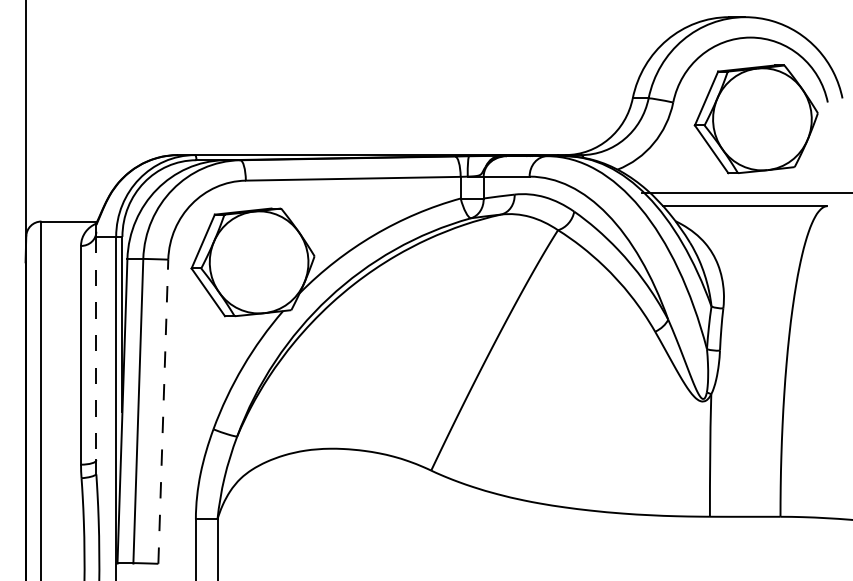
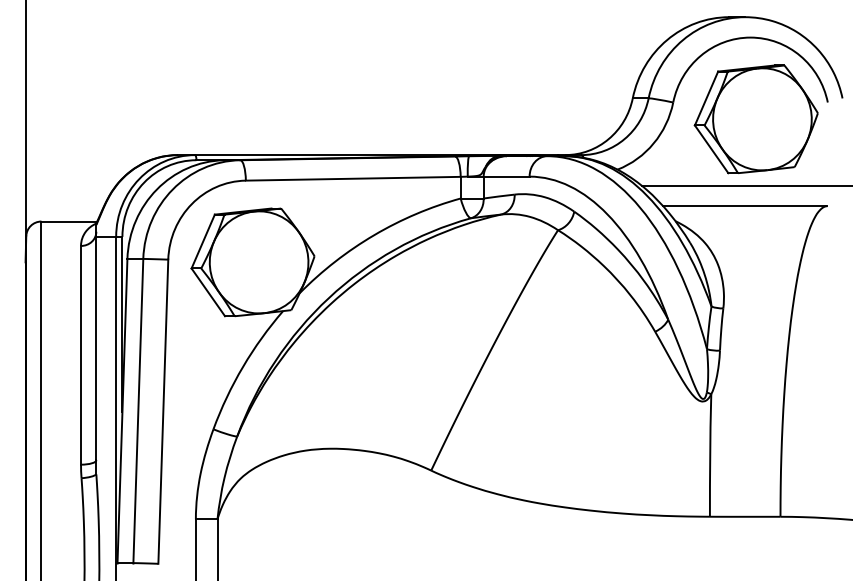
line position: (745, 192) -> (745, 185) (745, 185)
line: dashed -> solid (96, 348)
line: dashed -> solid (163, 411)
